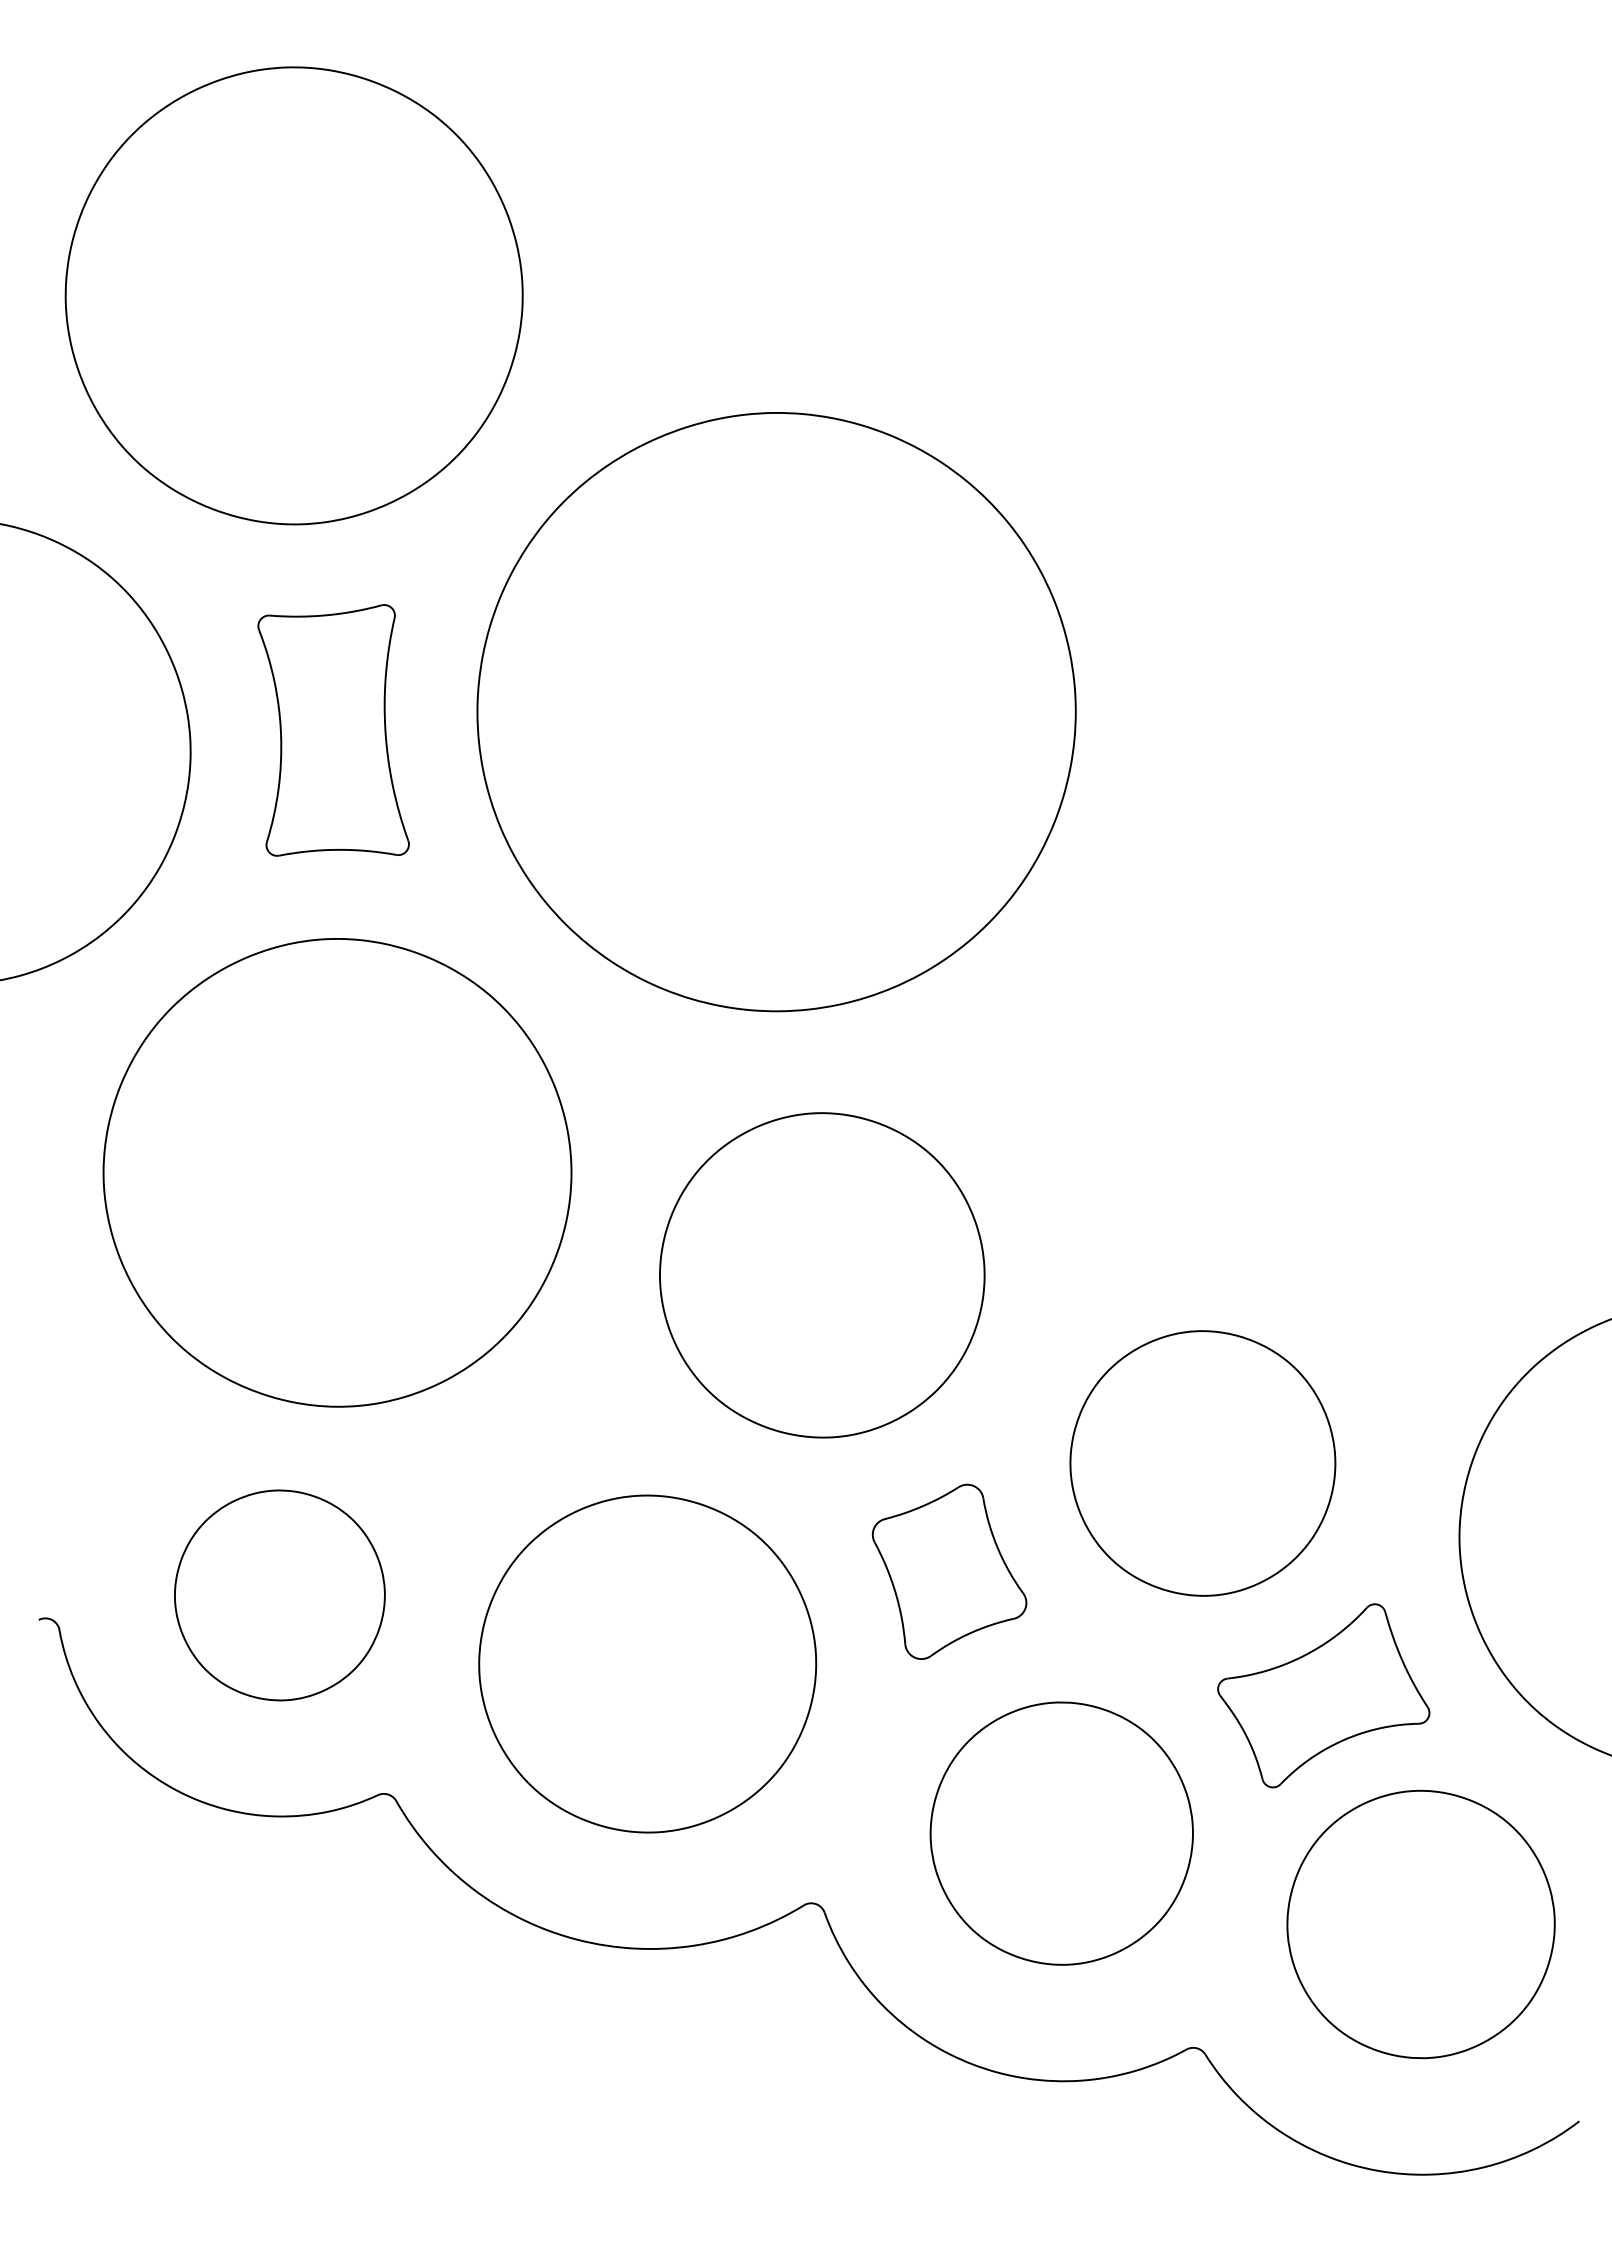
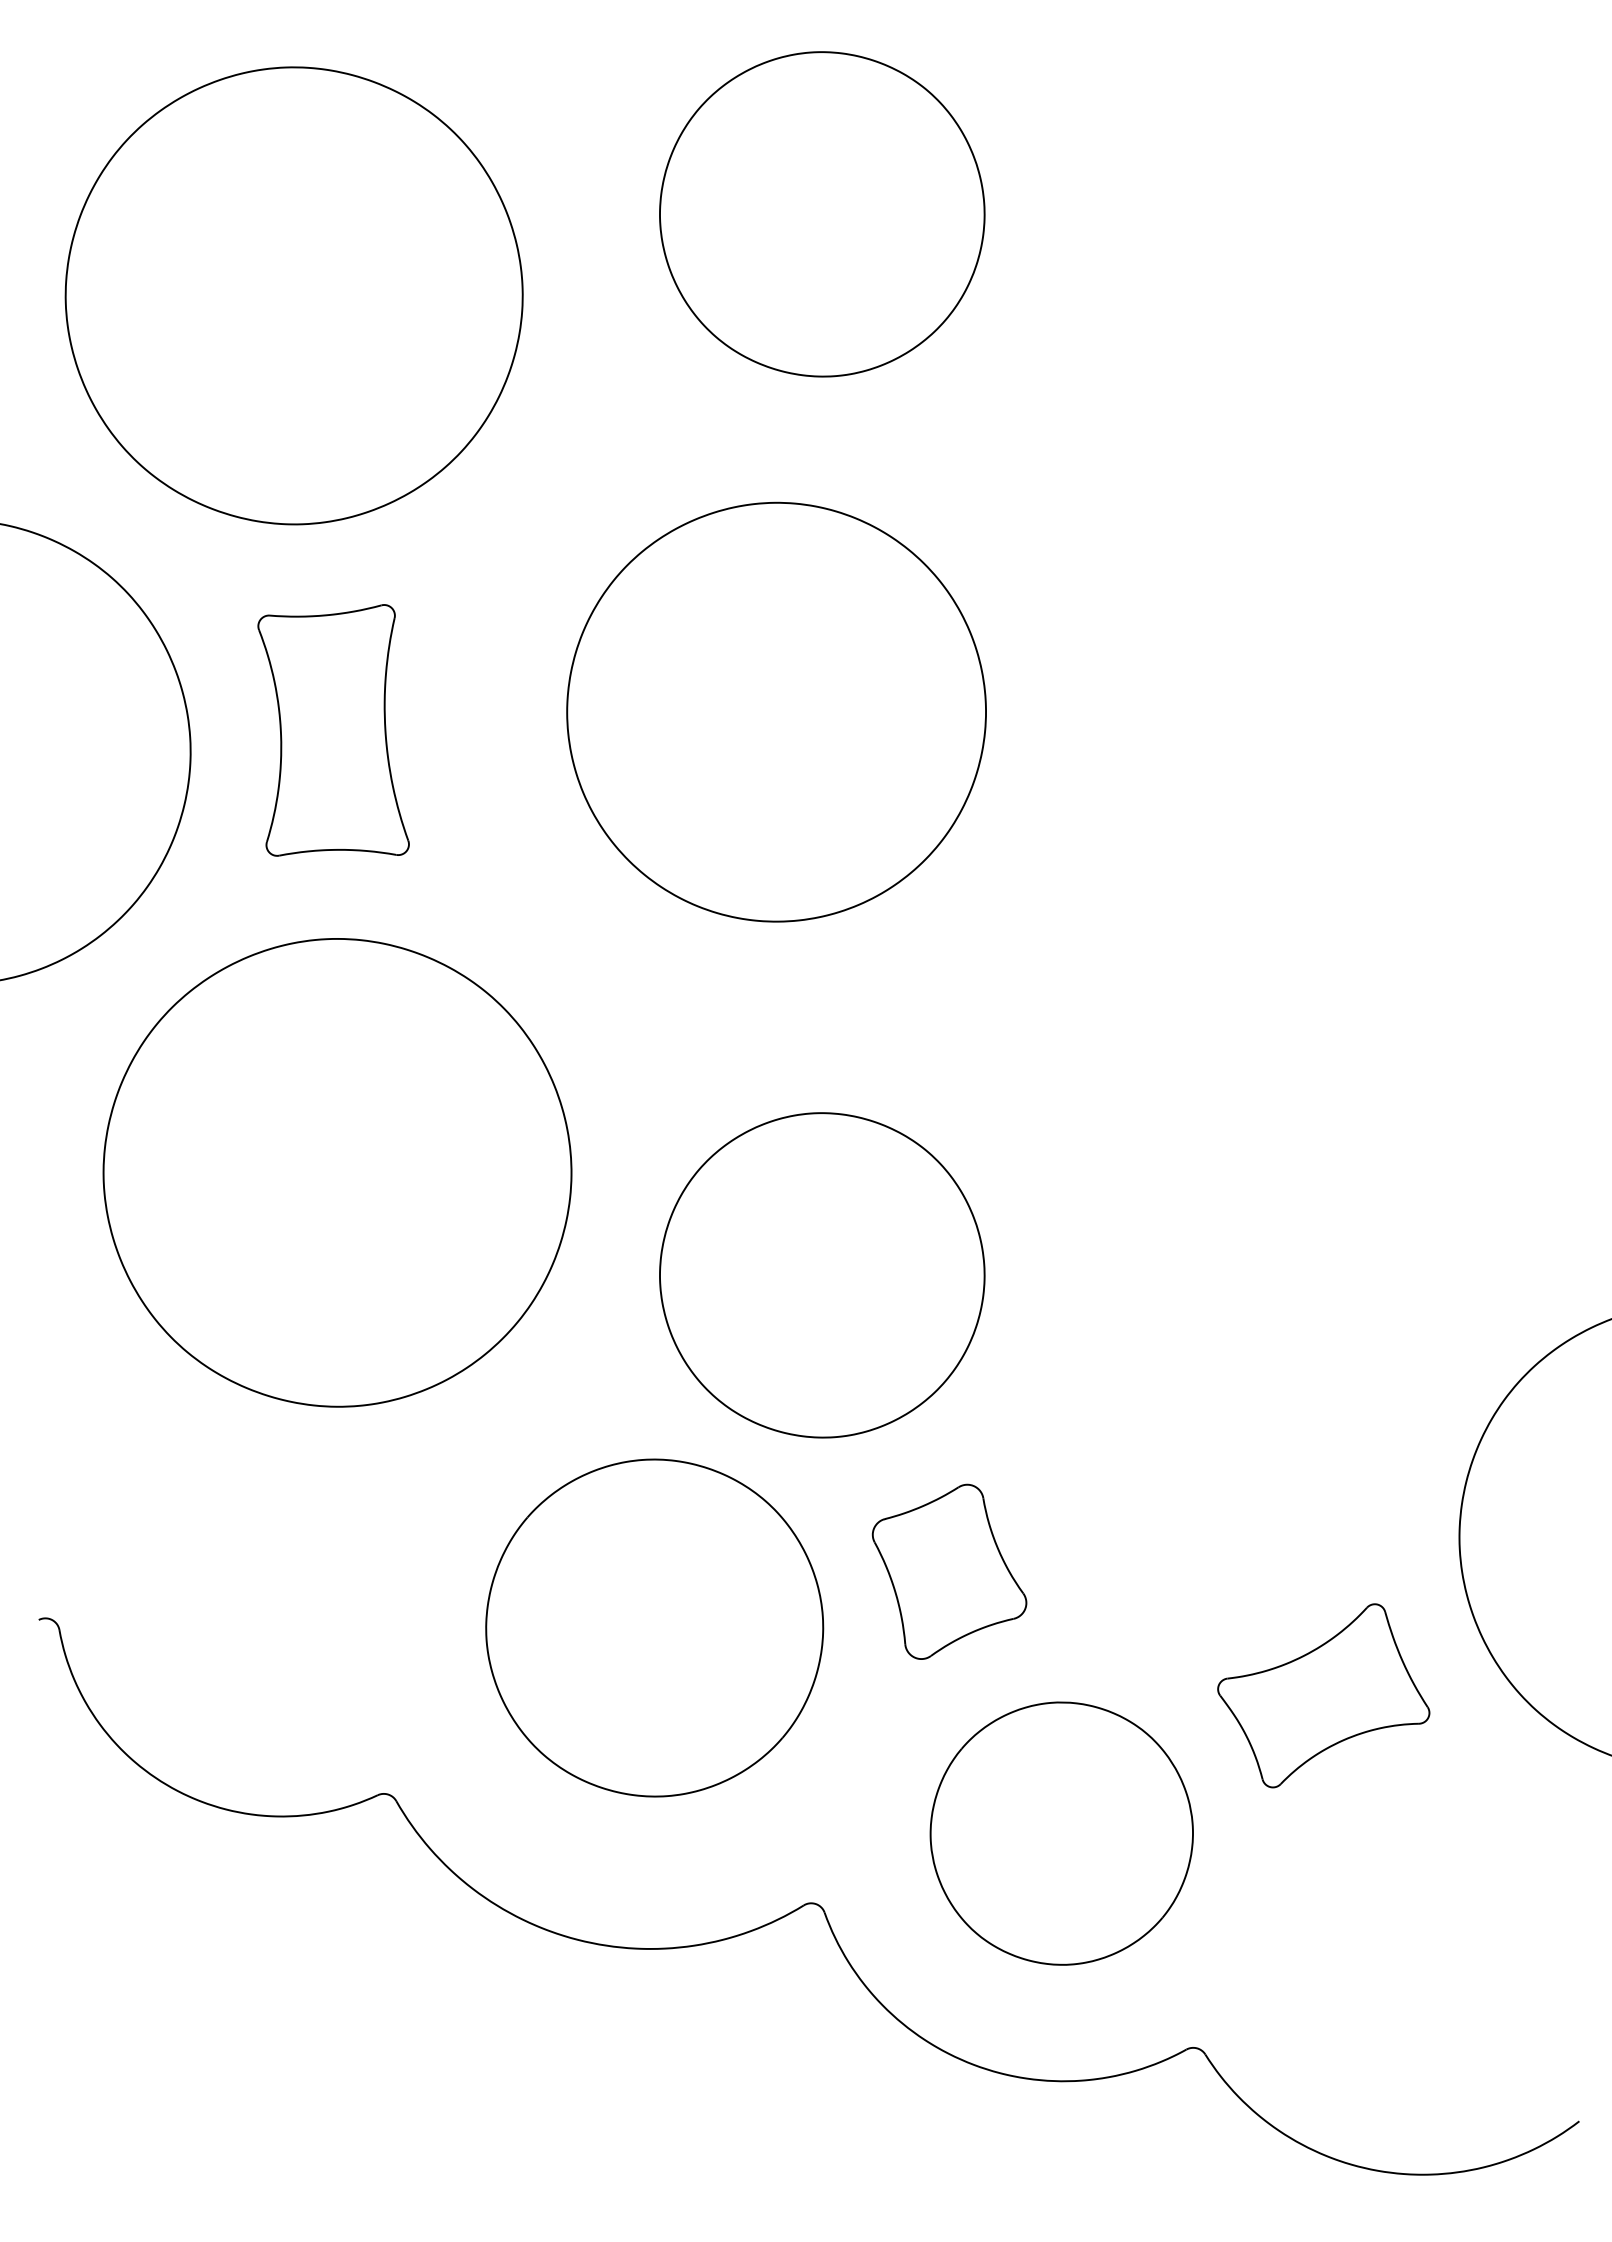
part: none -> present (822, 214)
part size: 601x601 px -> 421x422 px (776, 711)
part: present -> none (1202, 1463)
part: present -> none (279, 1595)
part position: (647, 1663) -> (654, 1627) (654, 1627)
part: present -> none (1420, 1924)
